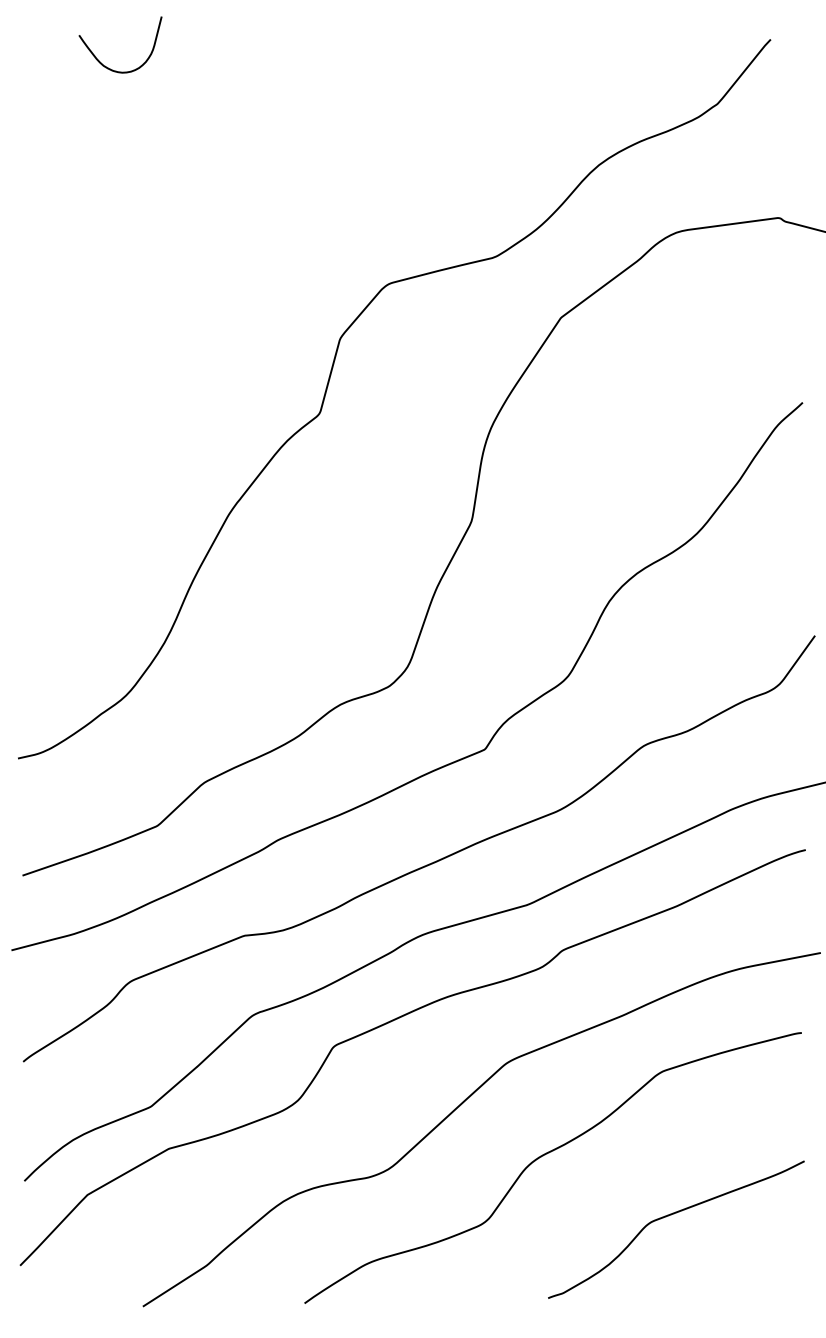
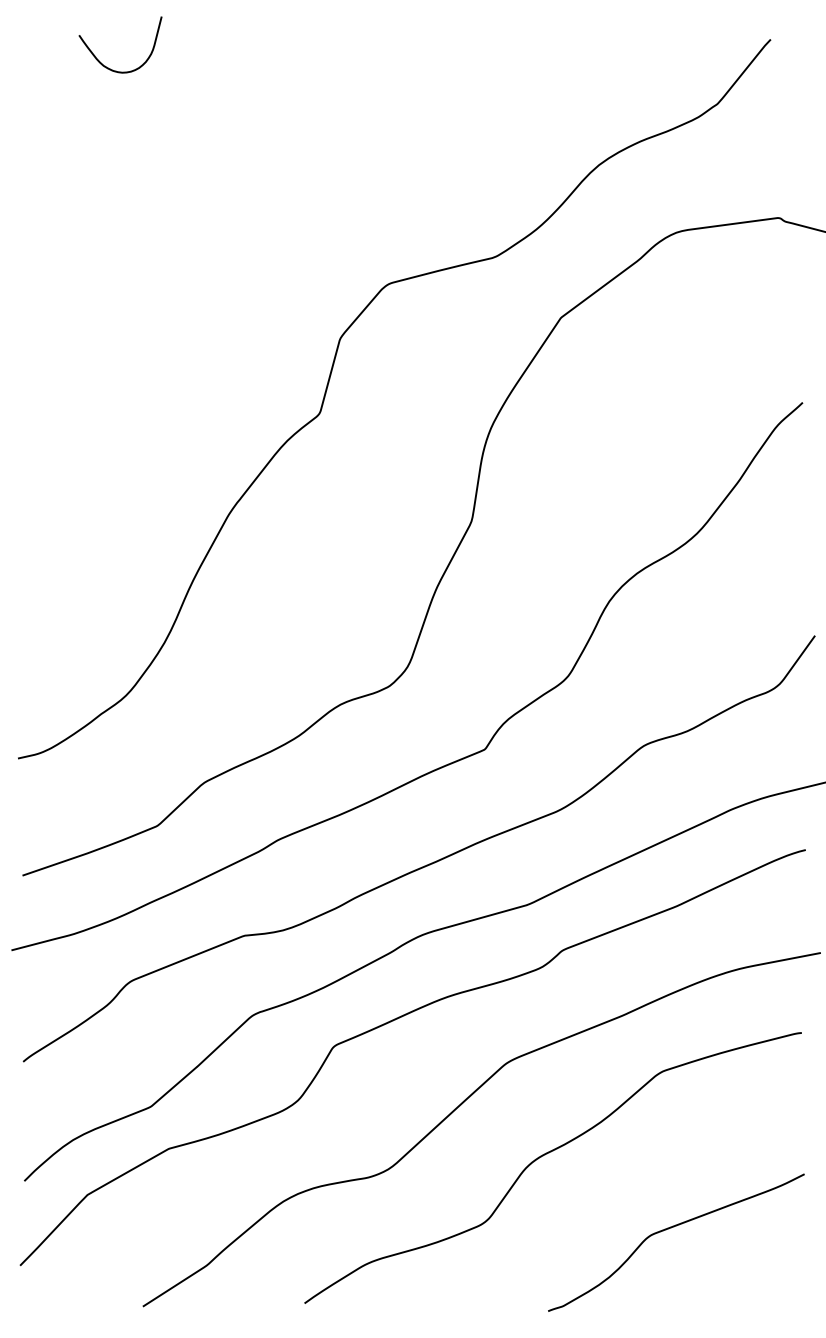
curve position: (671, 1215) -> (671, 1228) (671, 1228)
